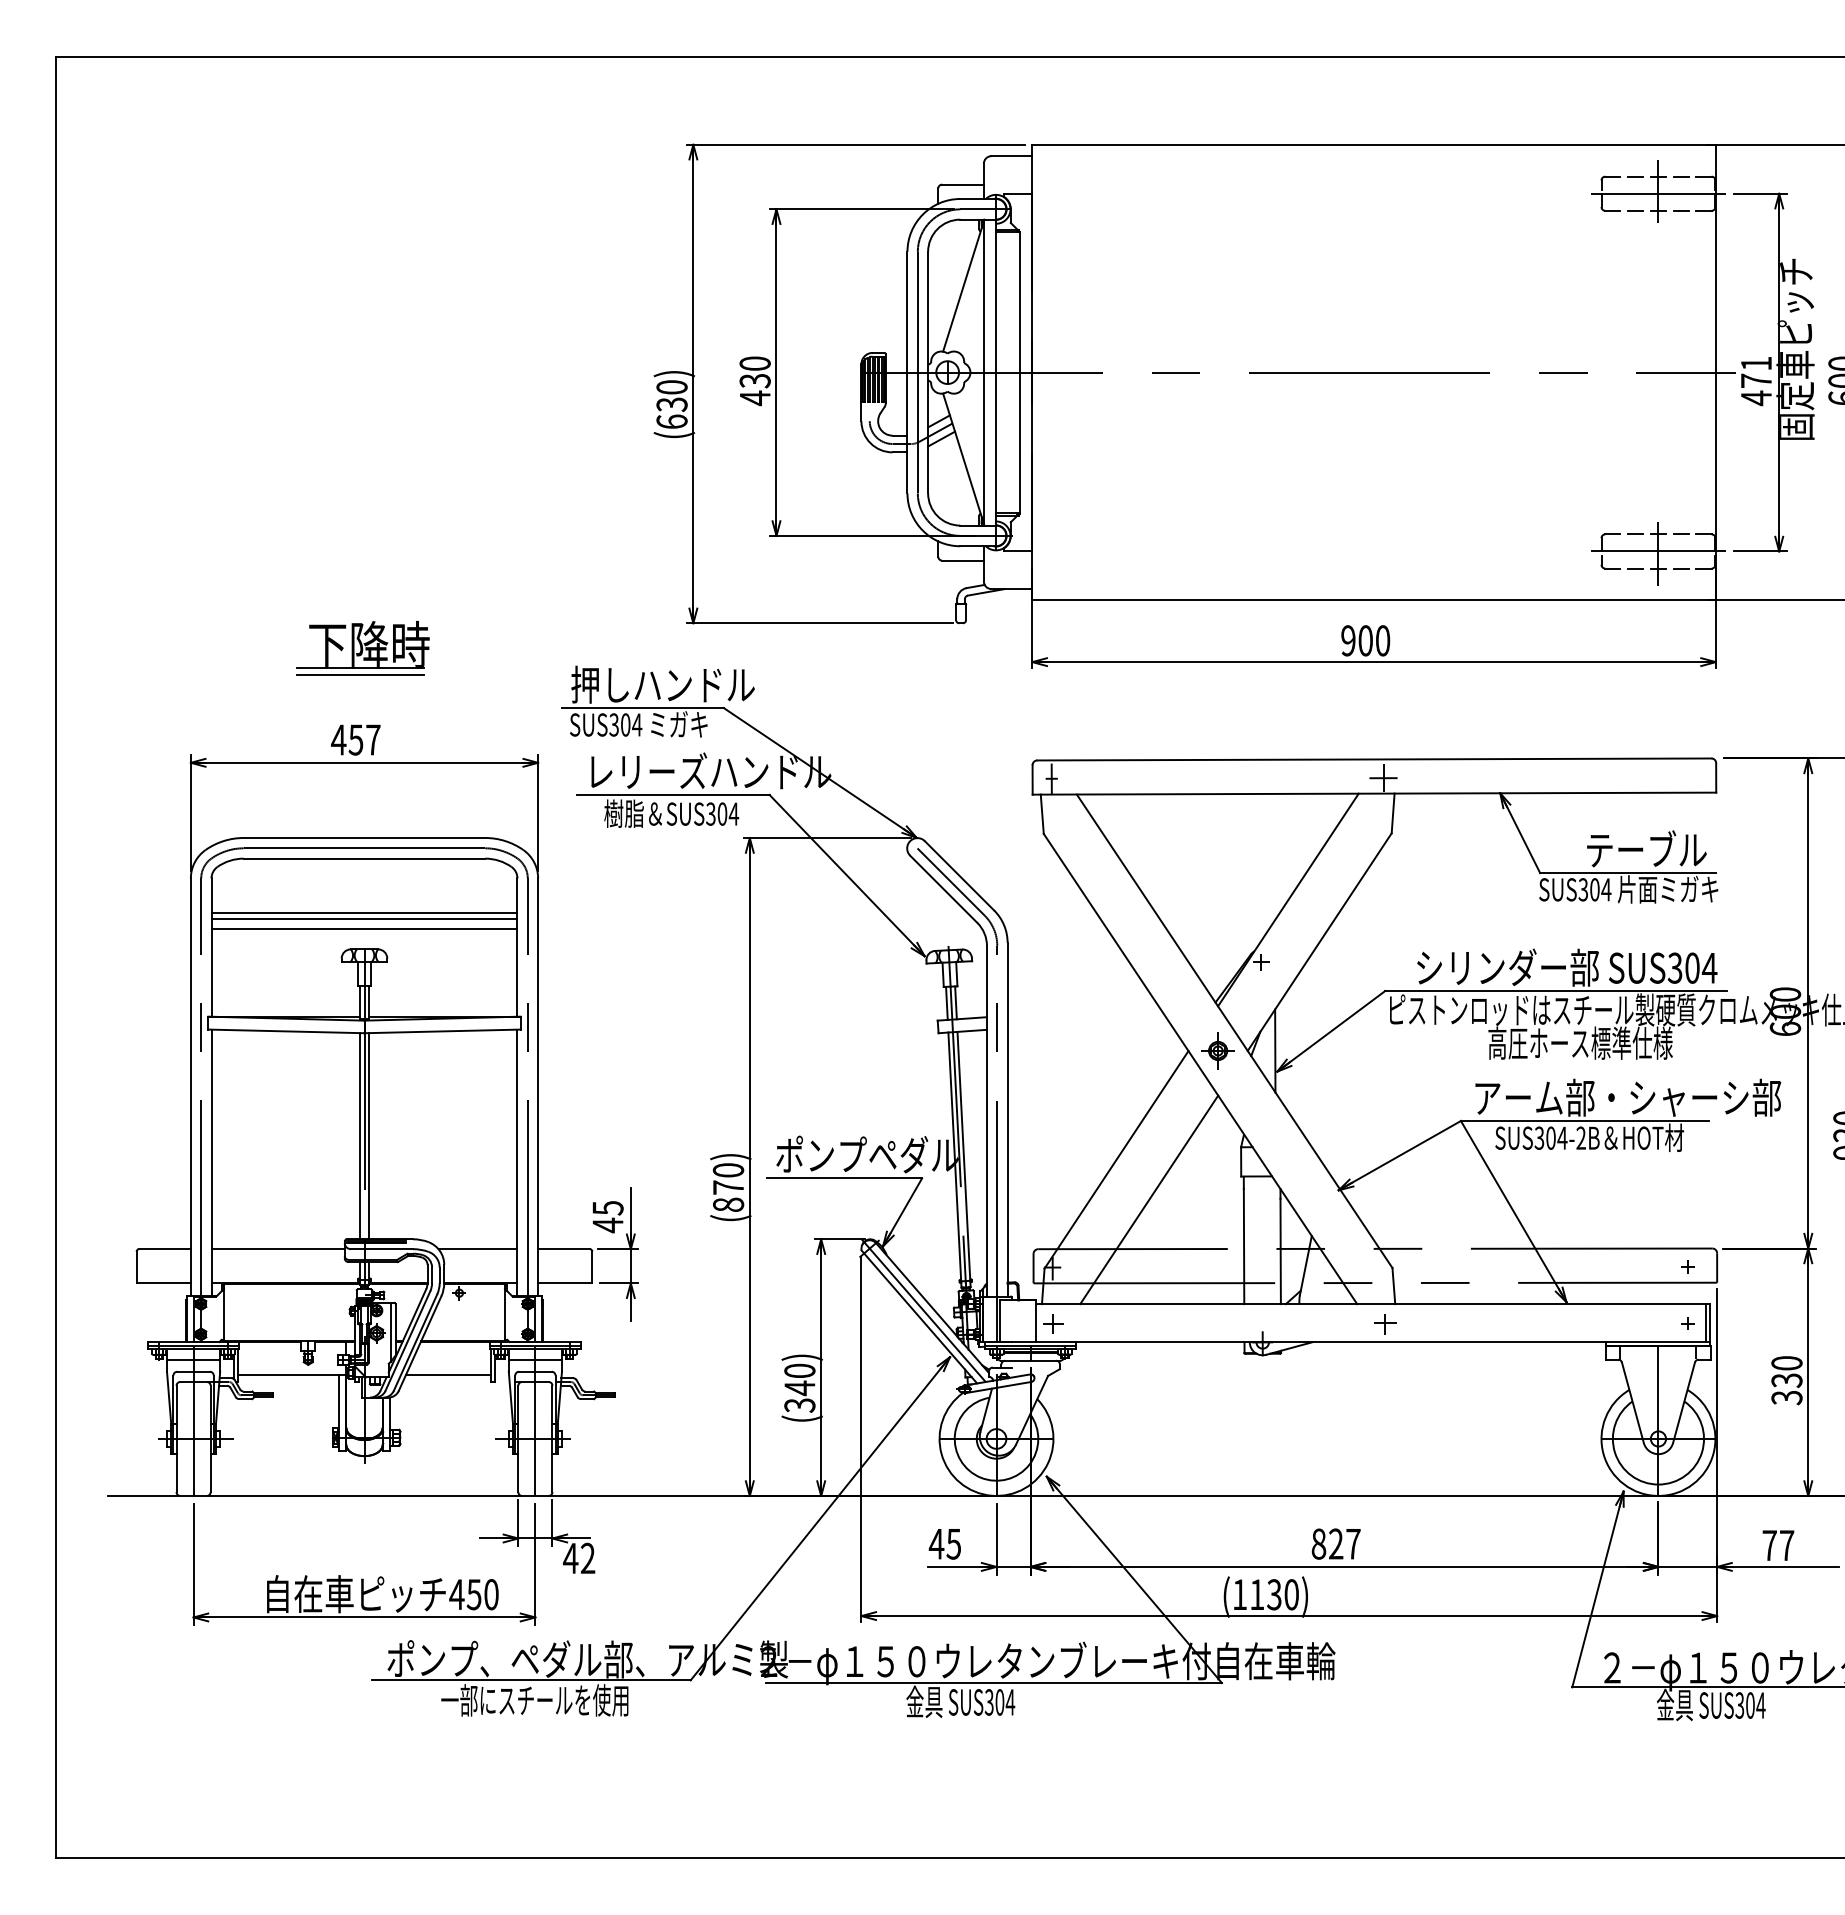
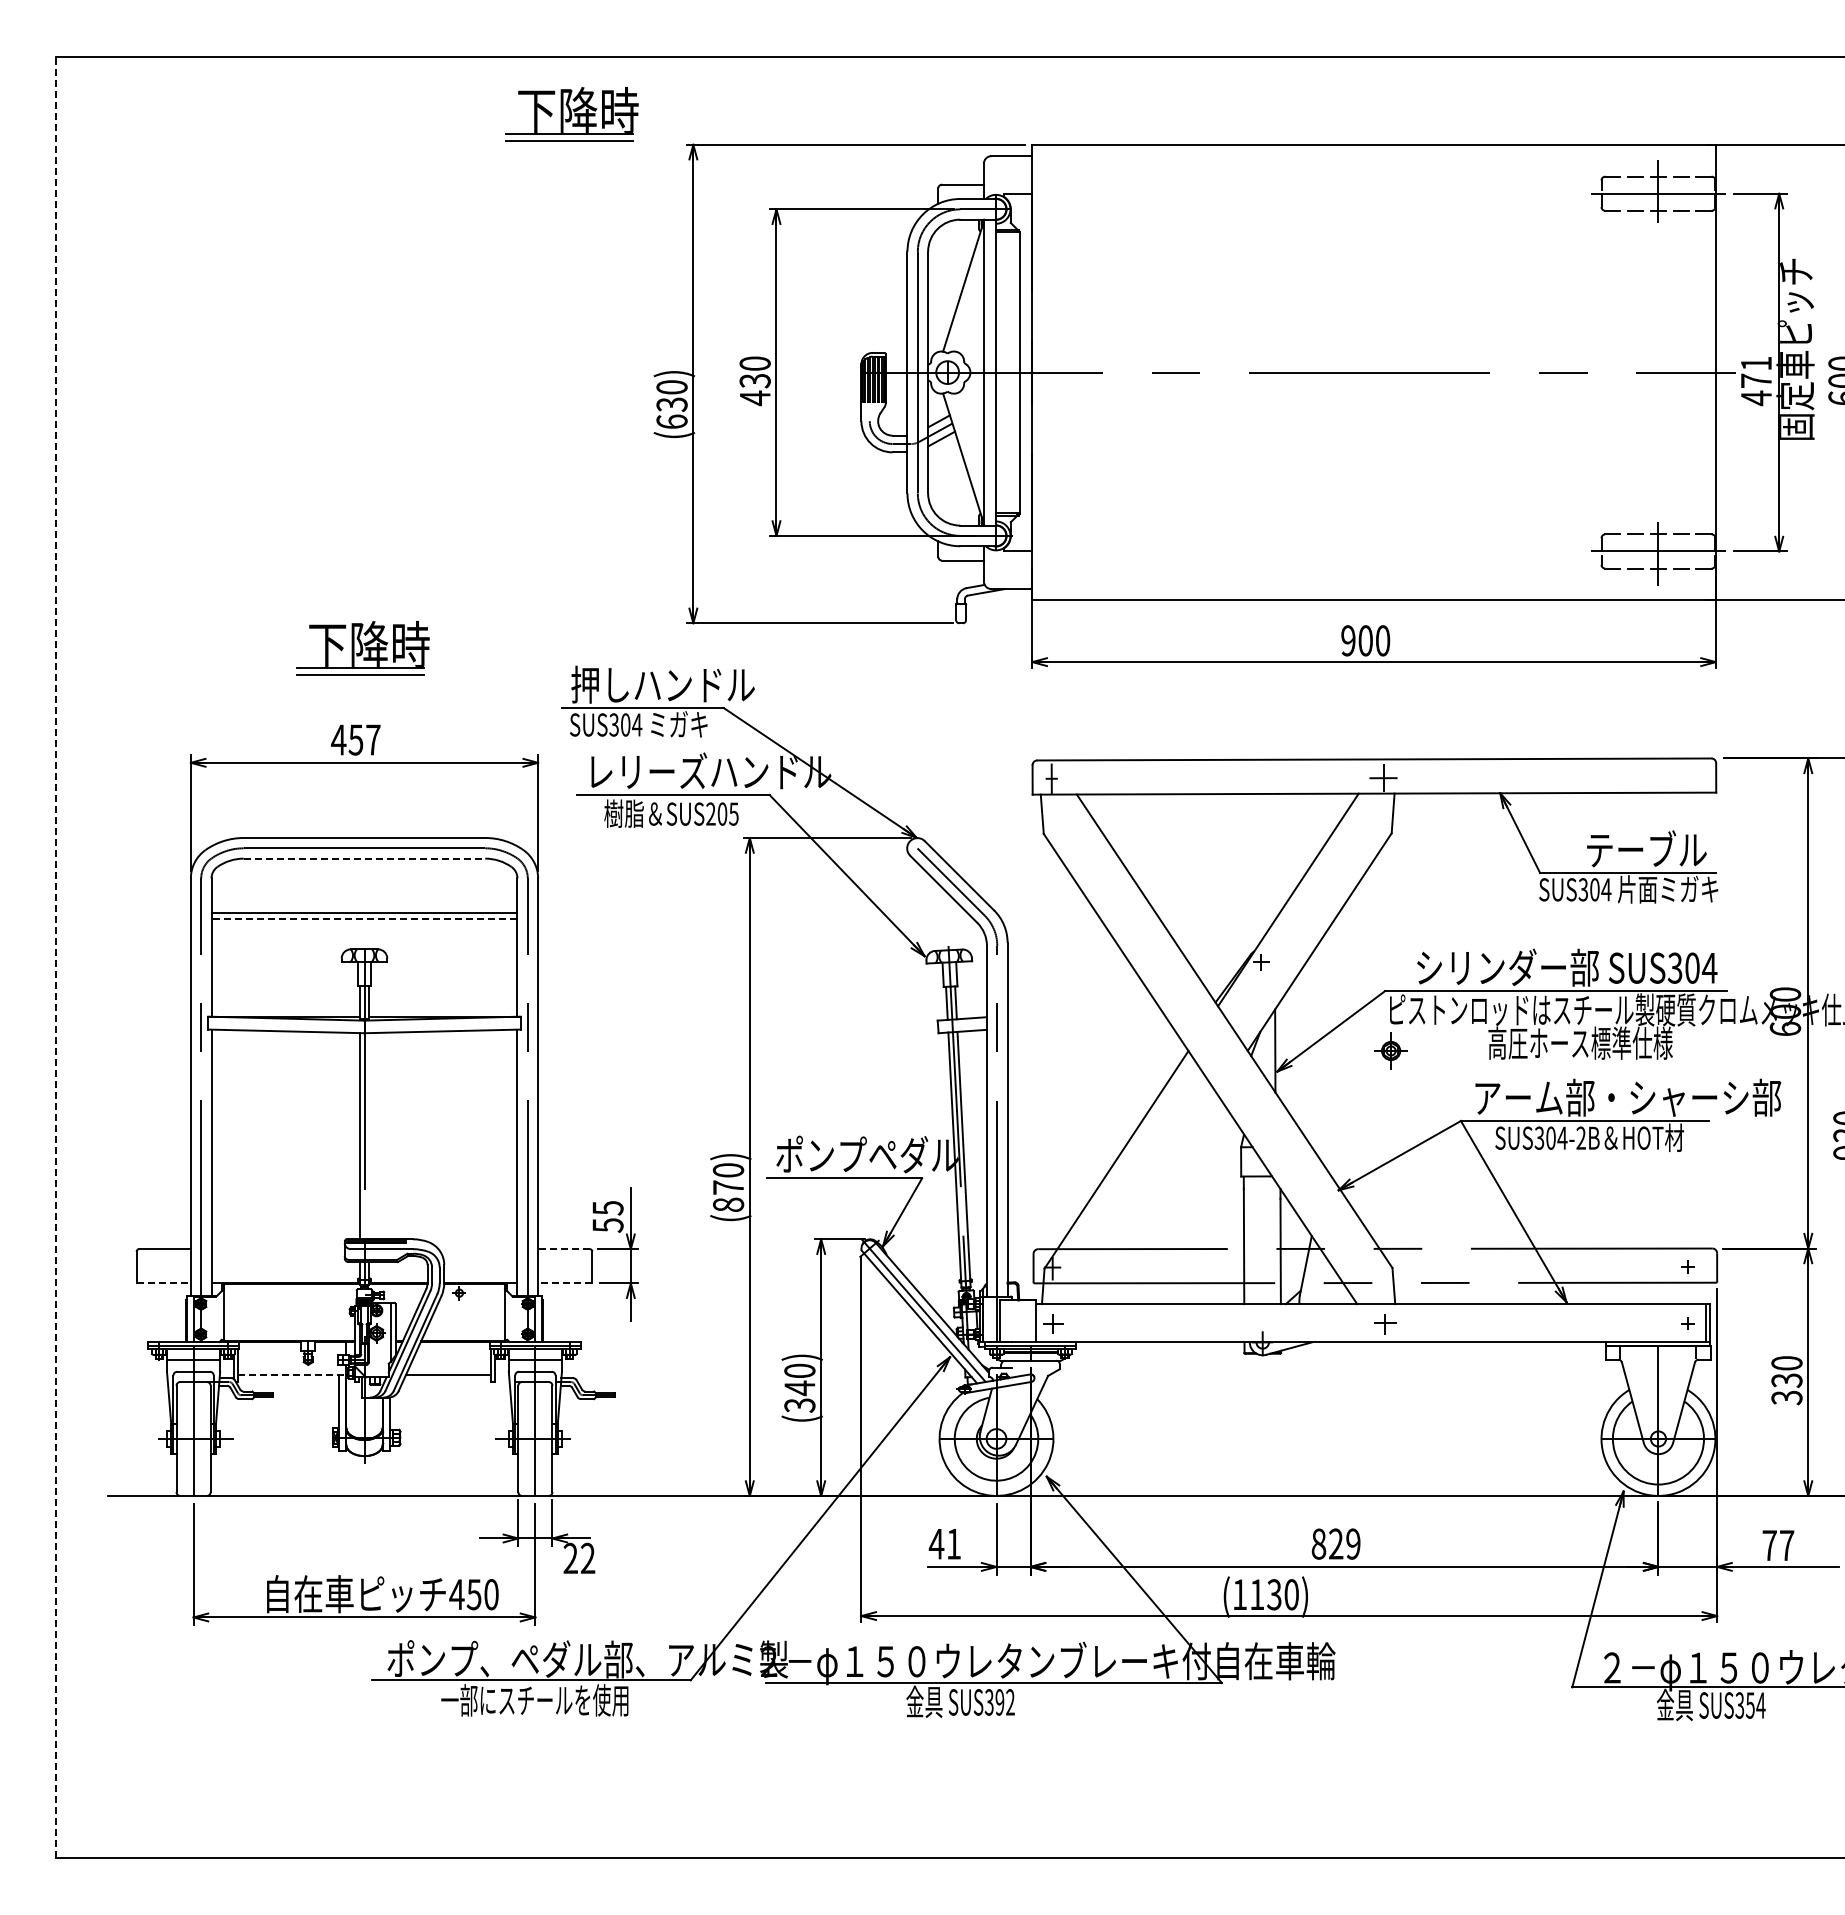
part: none -> present (571, 114)
text: SUS304 -> SUS205 (722, 813)
line: solid -> dashed (364, 858)
line: solid -> dashed (364, 918)
line: present -> none (364, 929)
line: solid -> dashed (55, 957)
part position: (1217, 1050) -> (1390, 1050) (1390, 1050)
line: present -> none (369, 1136)
line: present -> none (1149, 1199)
text: 45 -> 55 (607, 1225)
line: present -> none (277, 1249)
line: present -> none (477, 1249)
line: solid -> dashed (564, 1249)
line: solid -> dashed (164, 1283)
line: solid -> dashed (564, 1283)
line: solid -> dashed (292, 1375)
text: 827 -> 829 (1353, 1543)
text: 45 -> 41 (953, 1544)
text: 42 -> 22 (570, 1557)
text: SUS304 -> SUS392 (1005, 1702)
text: SUS304 -> SUS354 (1749, 1705)
